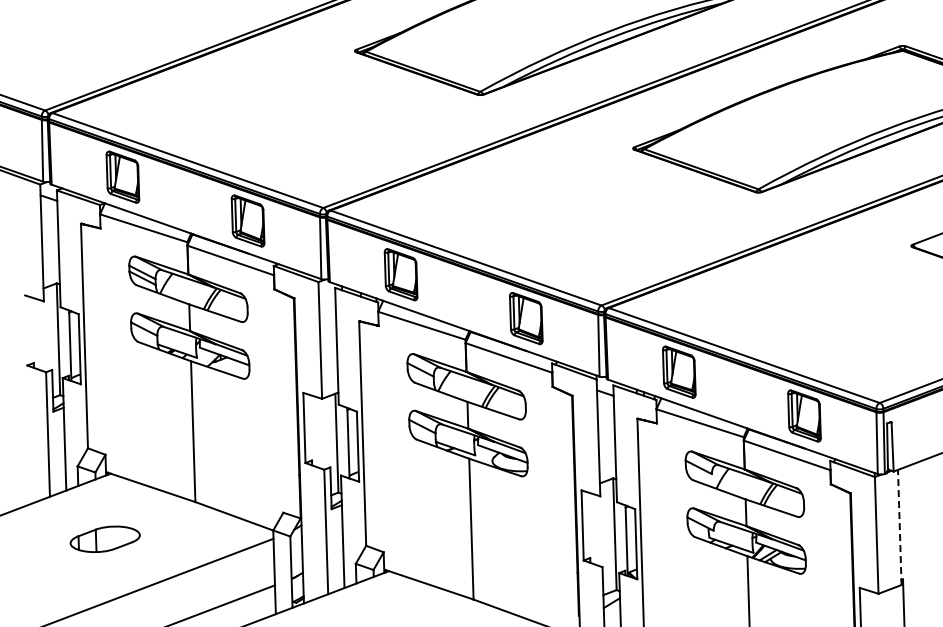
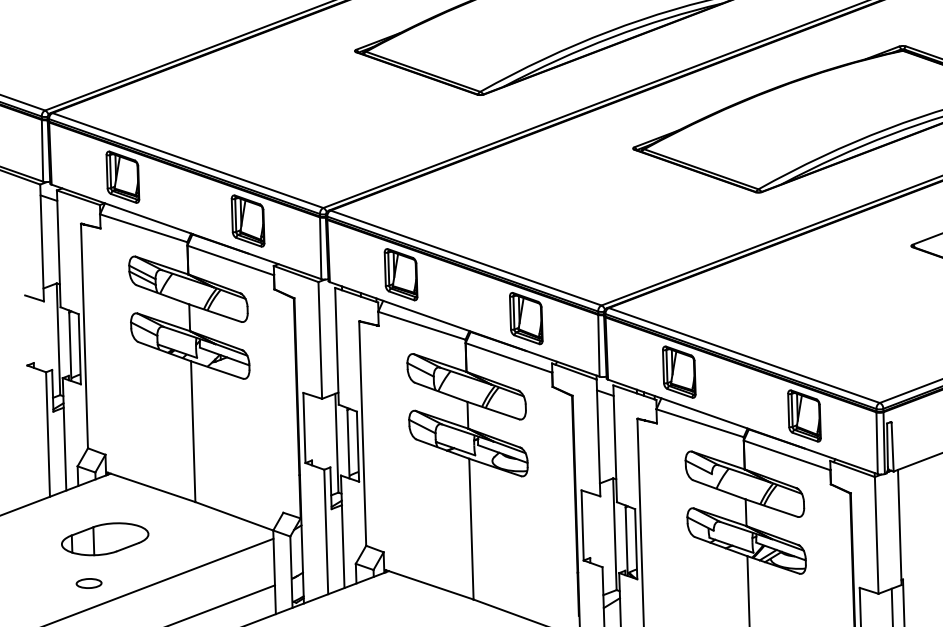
line: dashed -> solid (899, 527)
part size: 72x28 px -> 89x35 px (105, 539)
part: none -> present (88, 583)
line: none -> present (891, 605)
